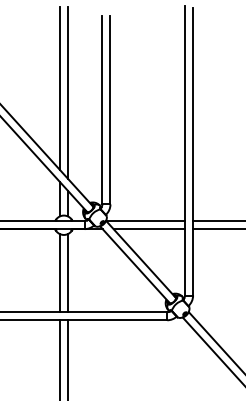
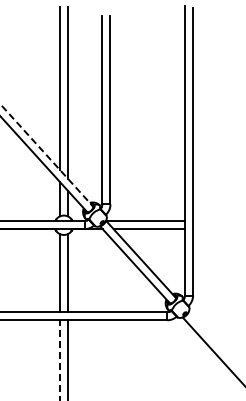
line: solid -> dashed (47, 155)
line: present -> none (217, 221)
line: present -> none (217, 229)
line: present -> none (215, 341)
line: solid -> dashed (59, 359)
